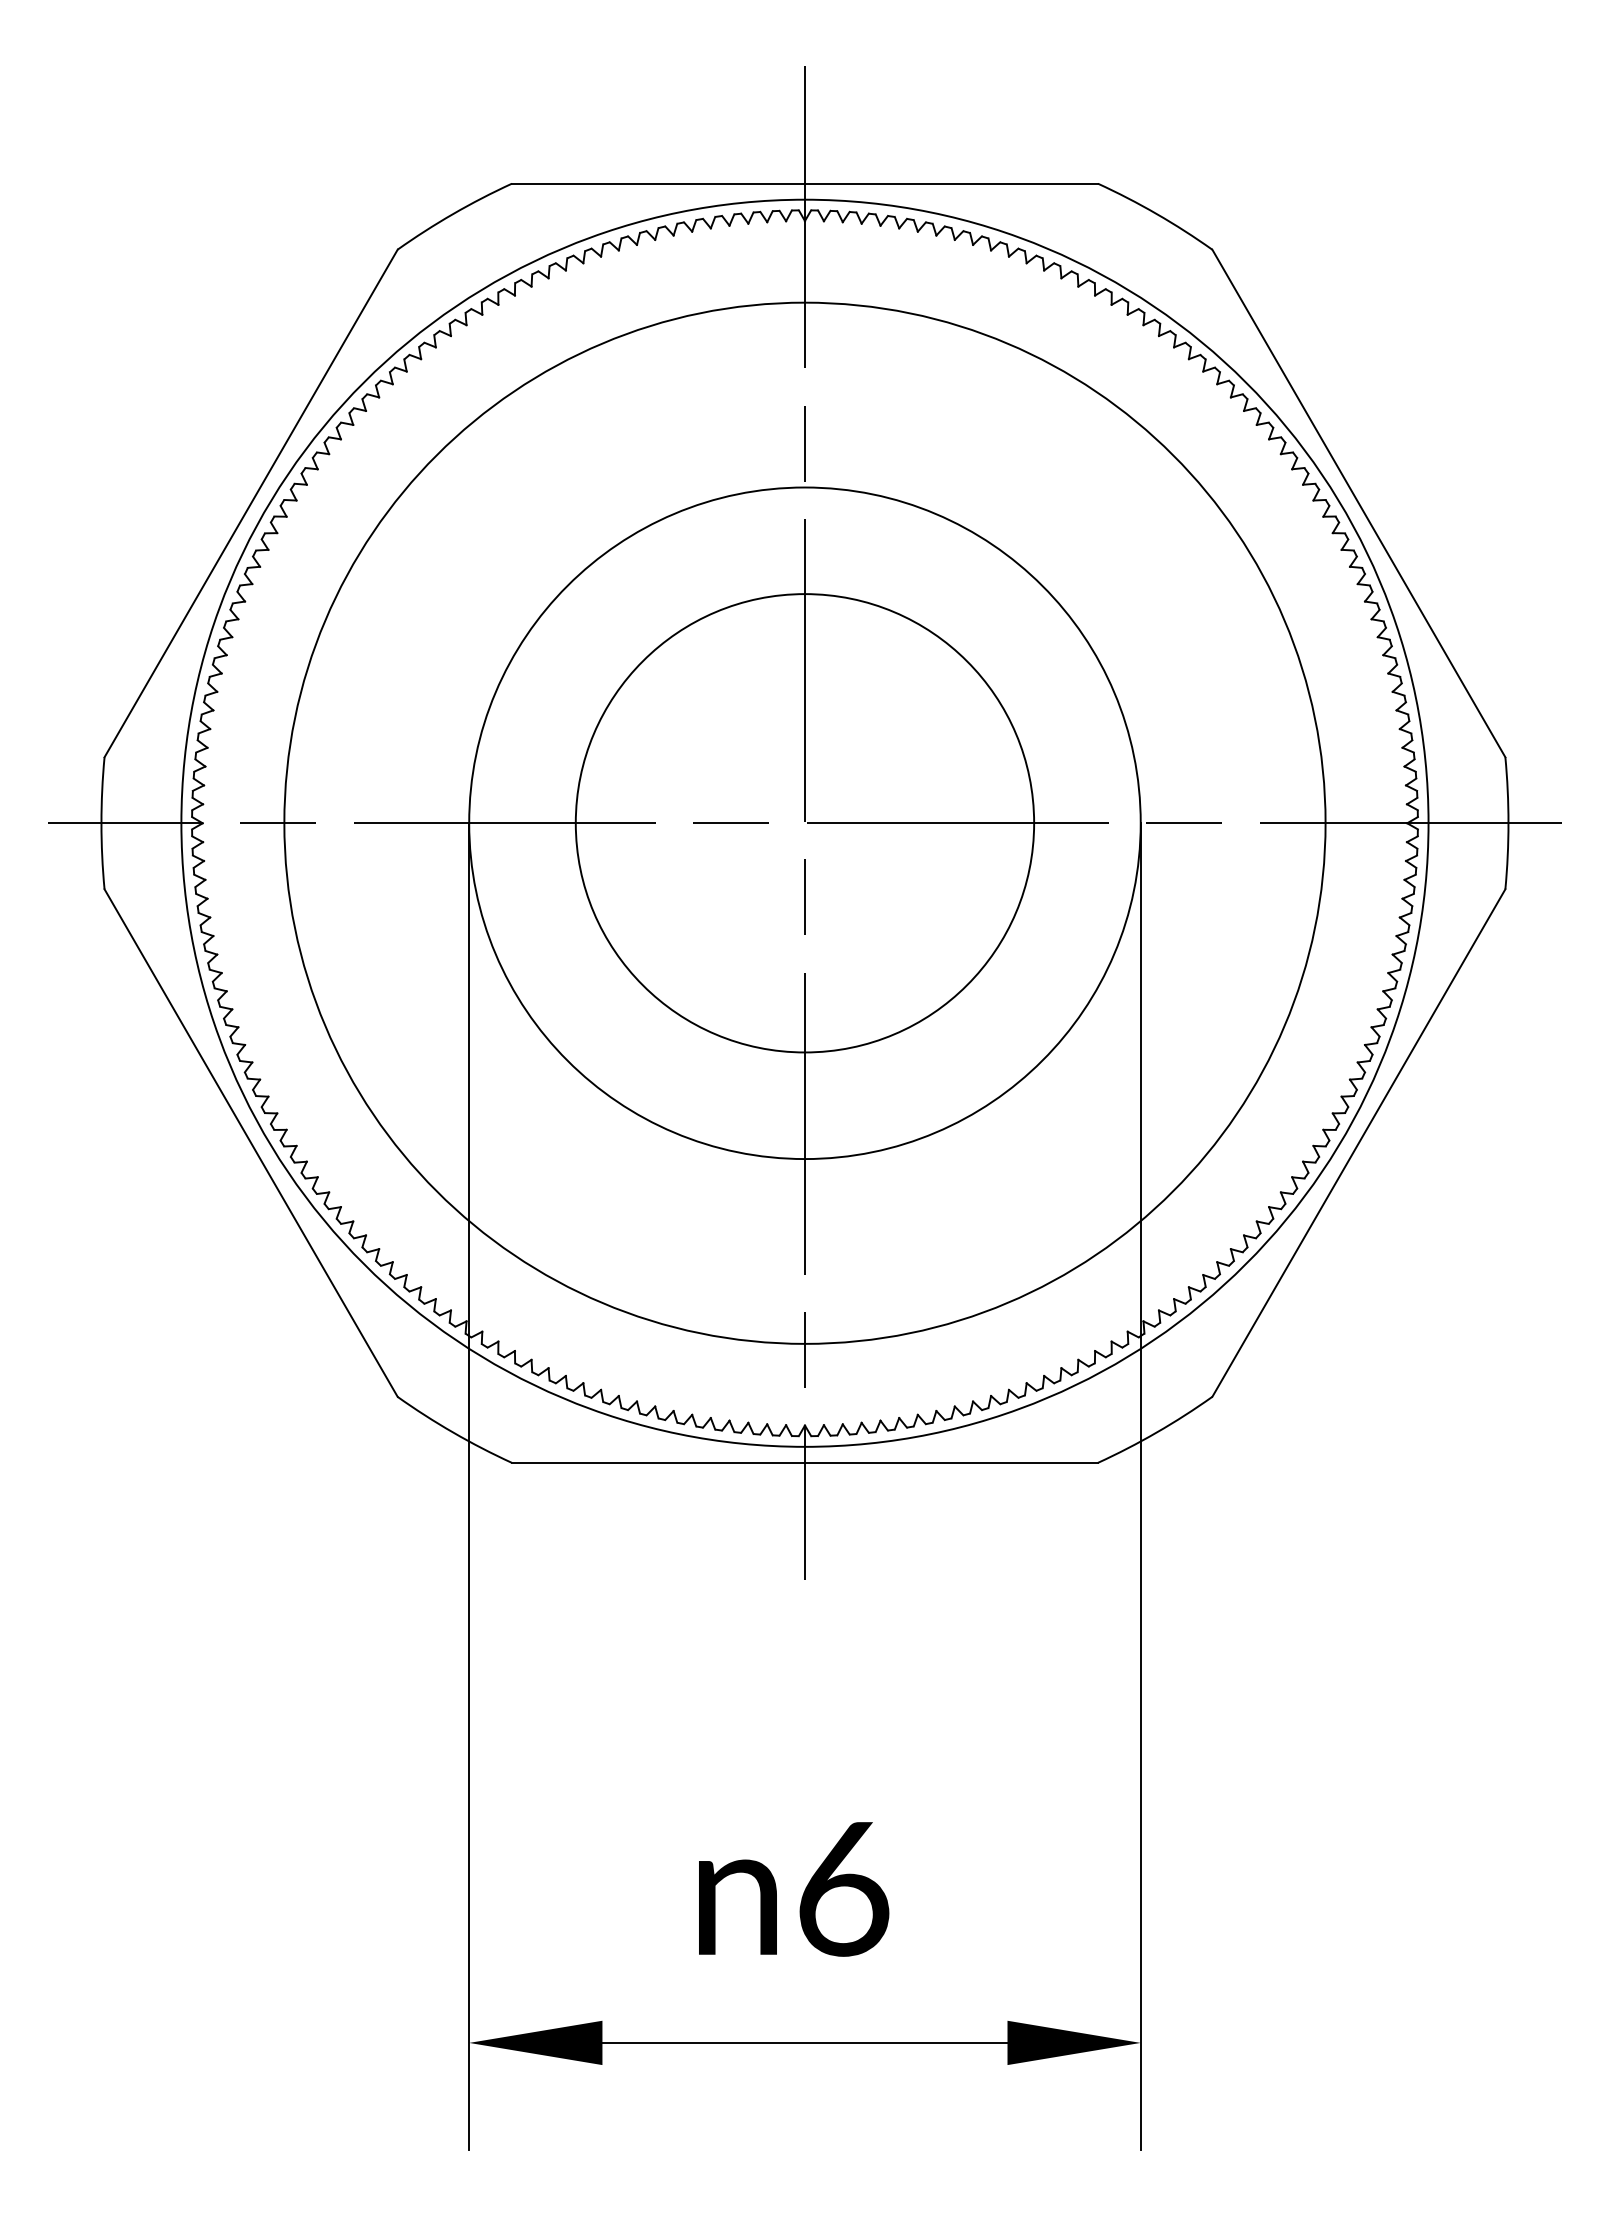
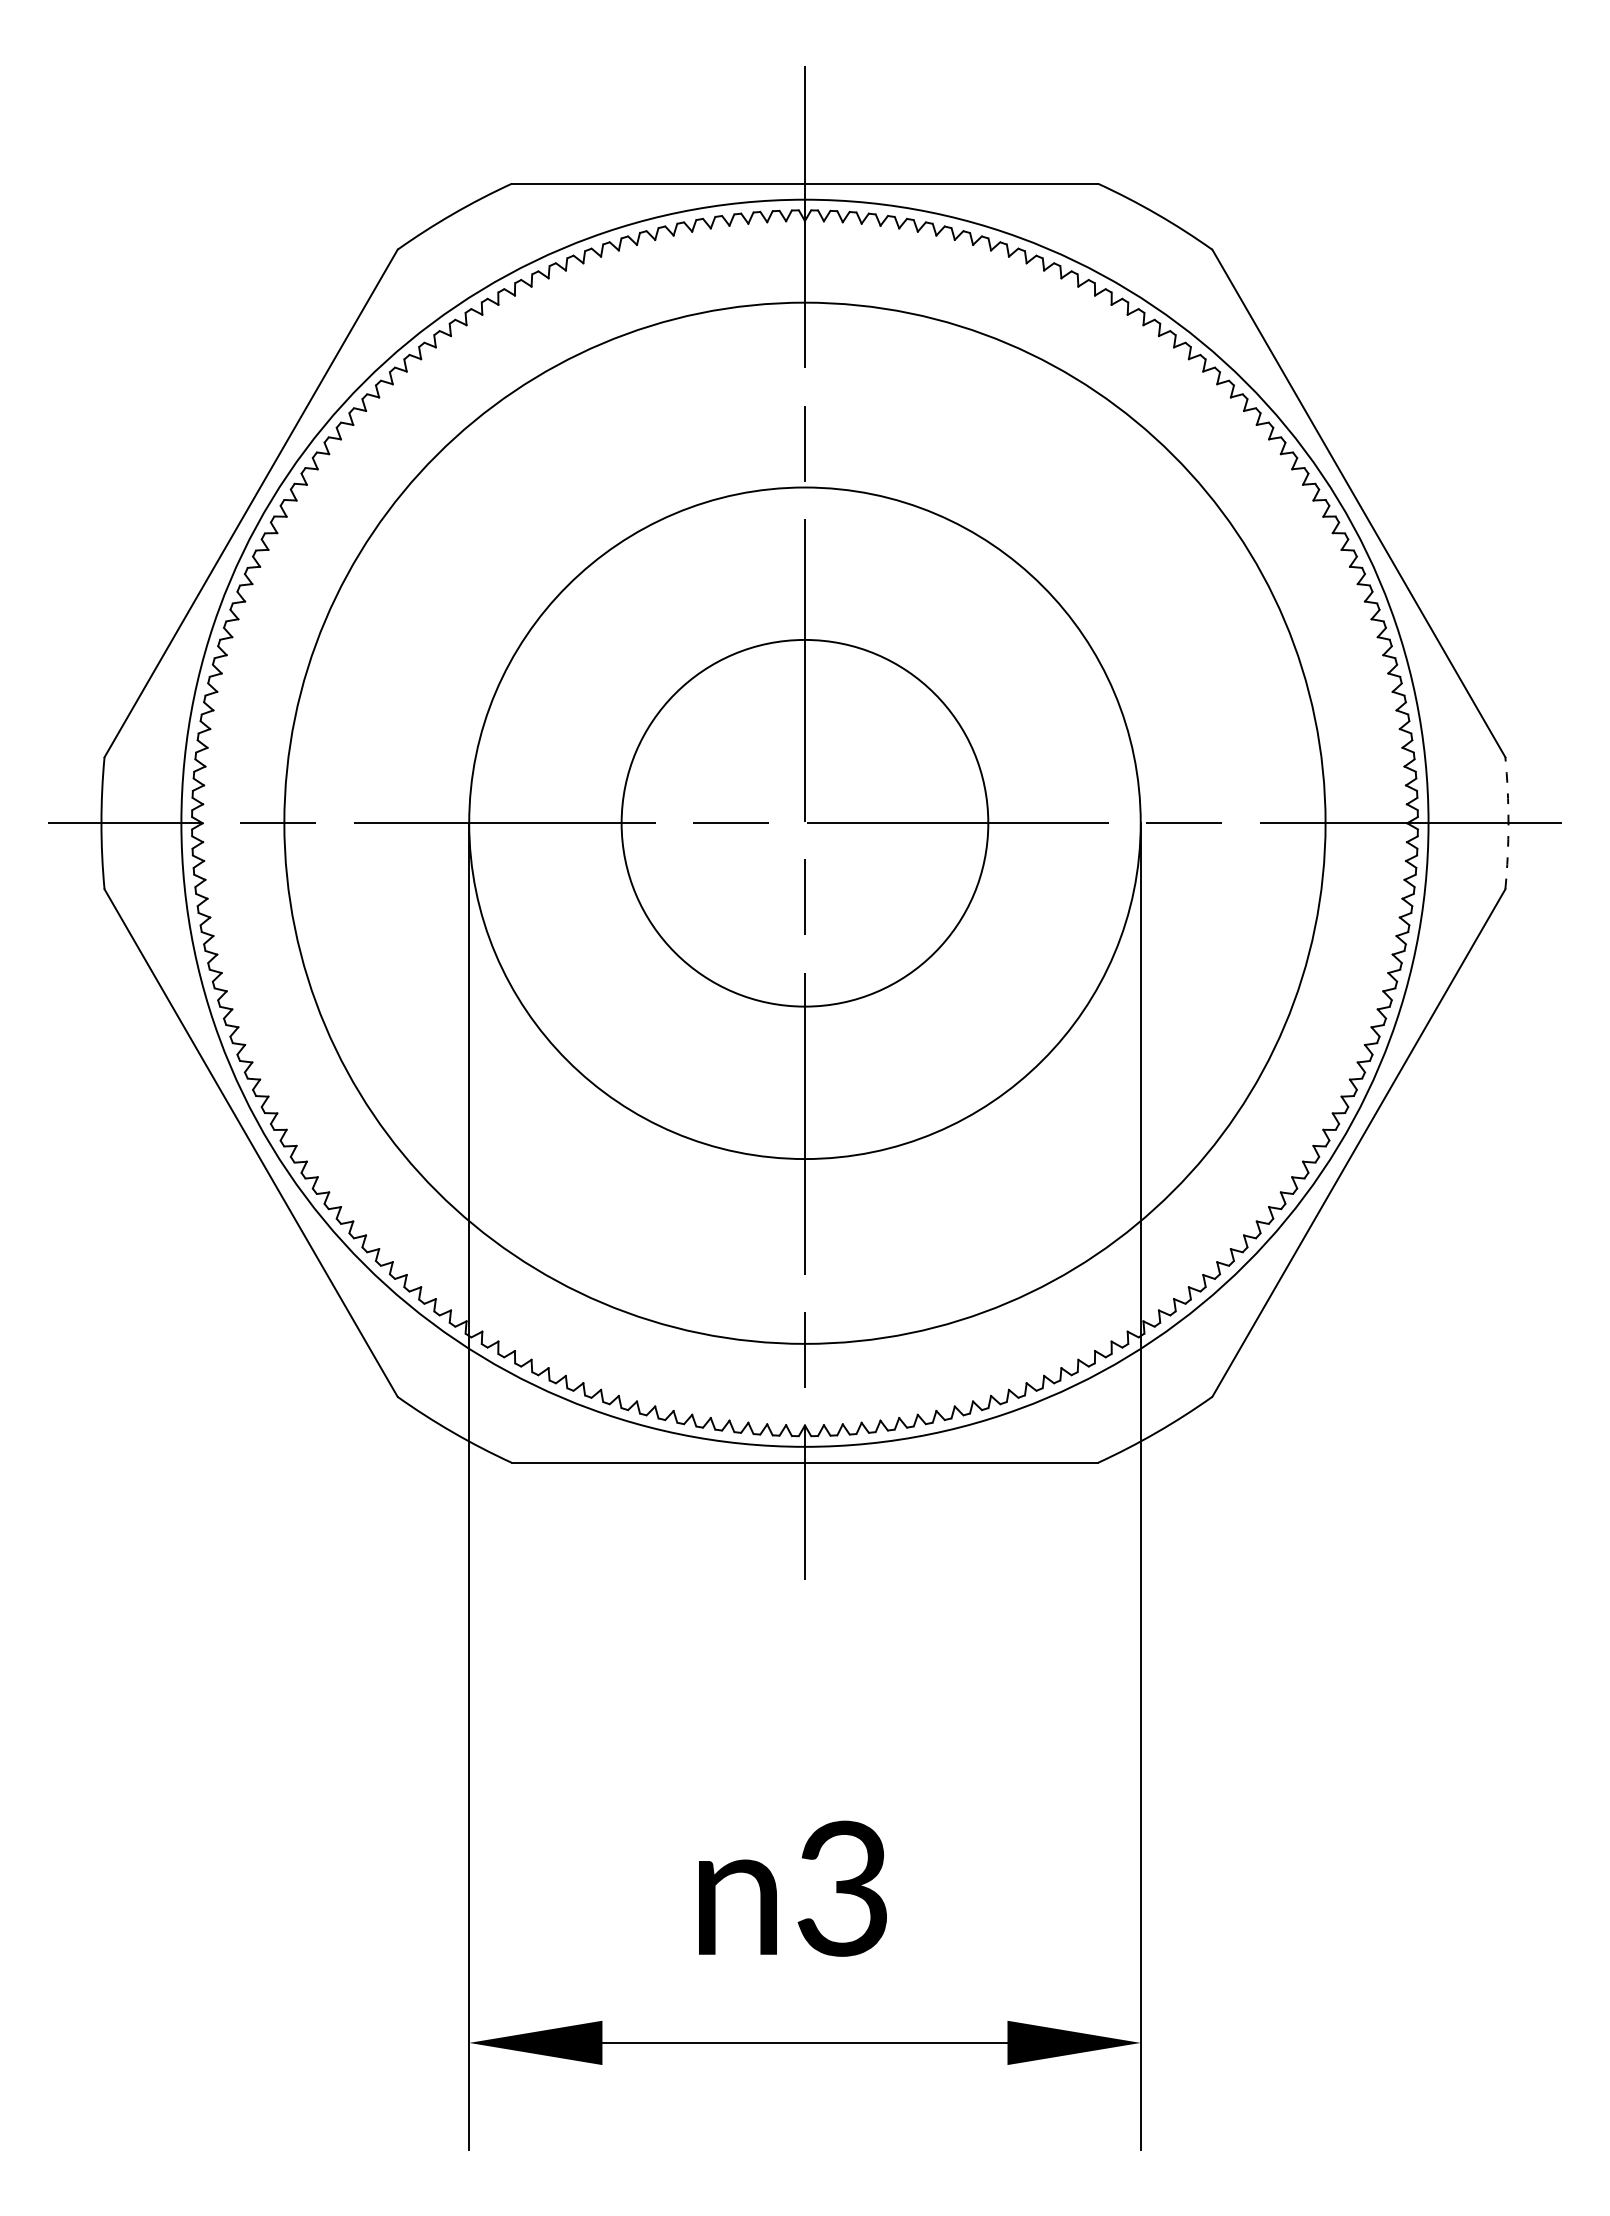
circle diameter: 458 px -> 367 px (804, 822)
arc: solid -> dashed (1508, 823)
text: 6 -> 3 (843, 1888)
